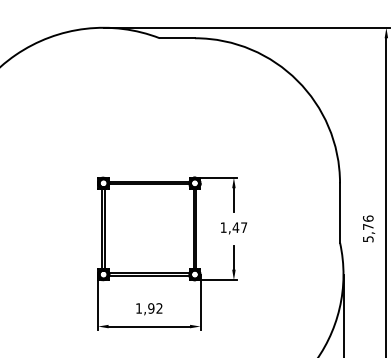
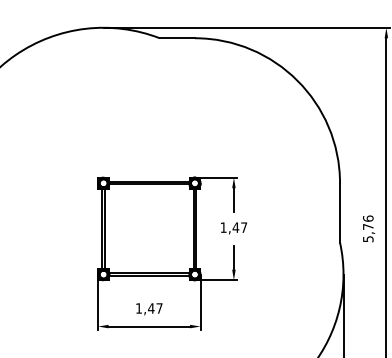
text: 1,92 -> 1,47 (154, 308)
